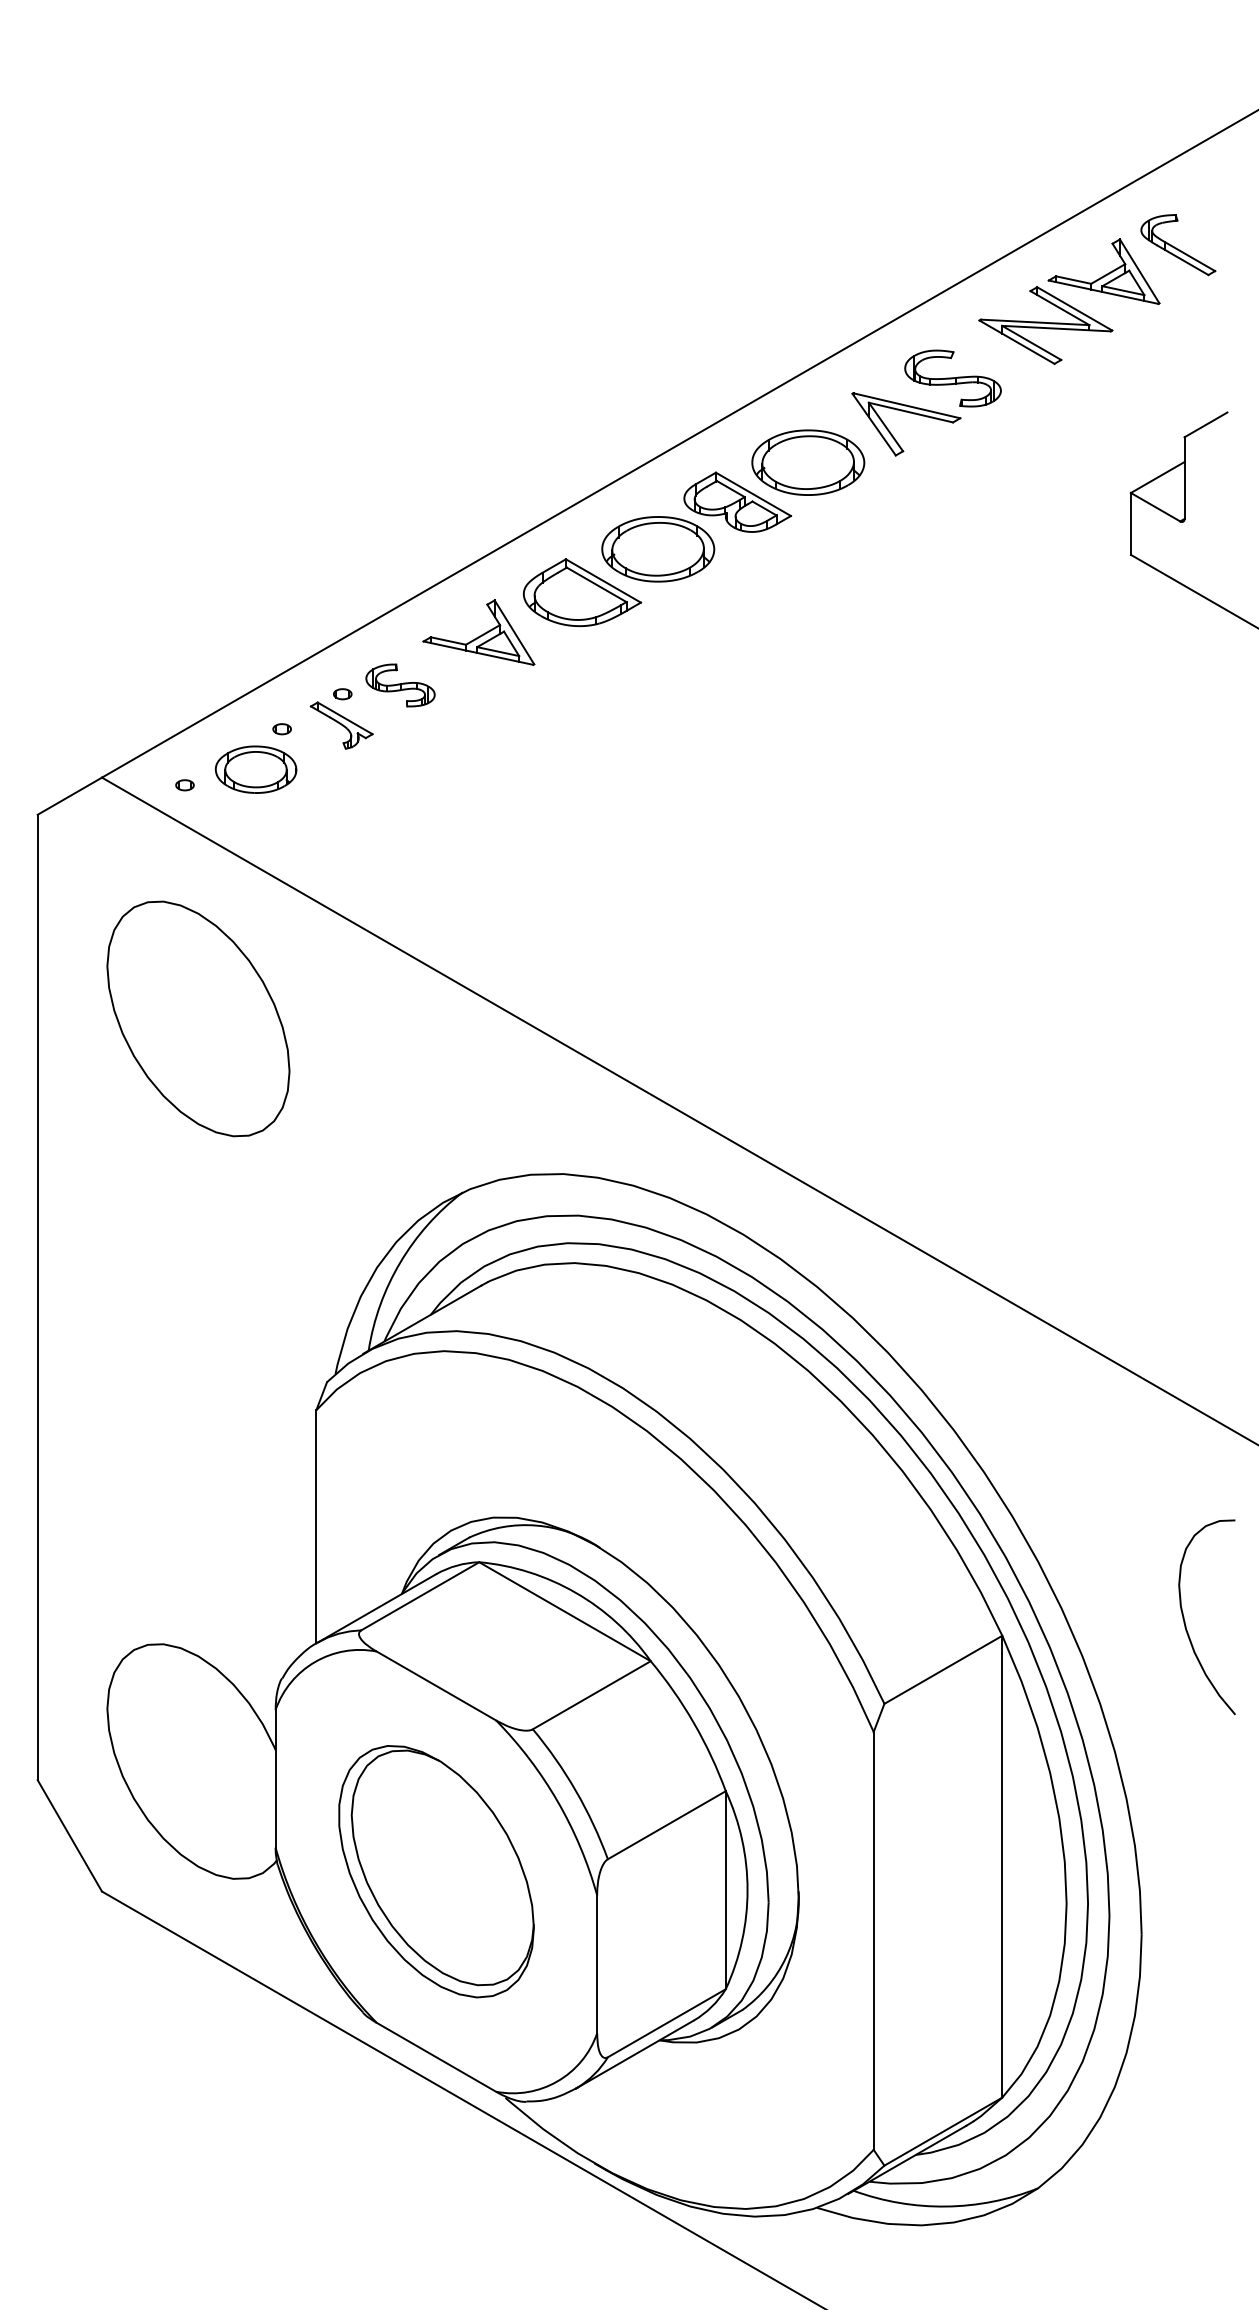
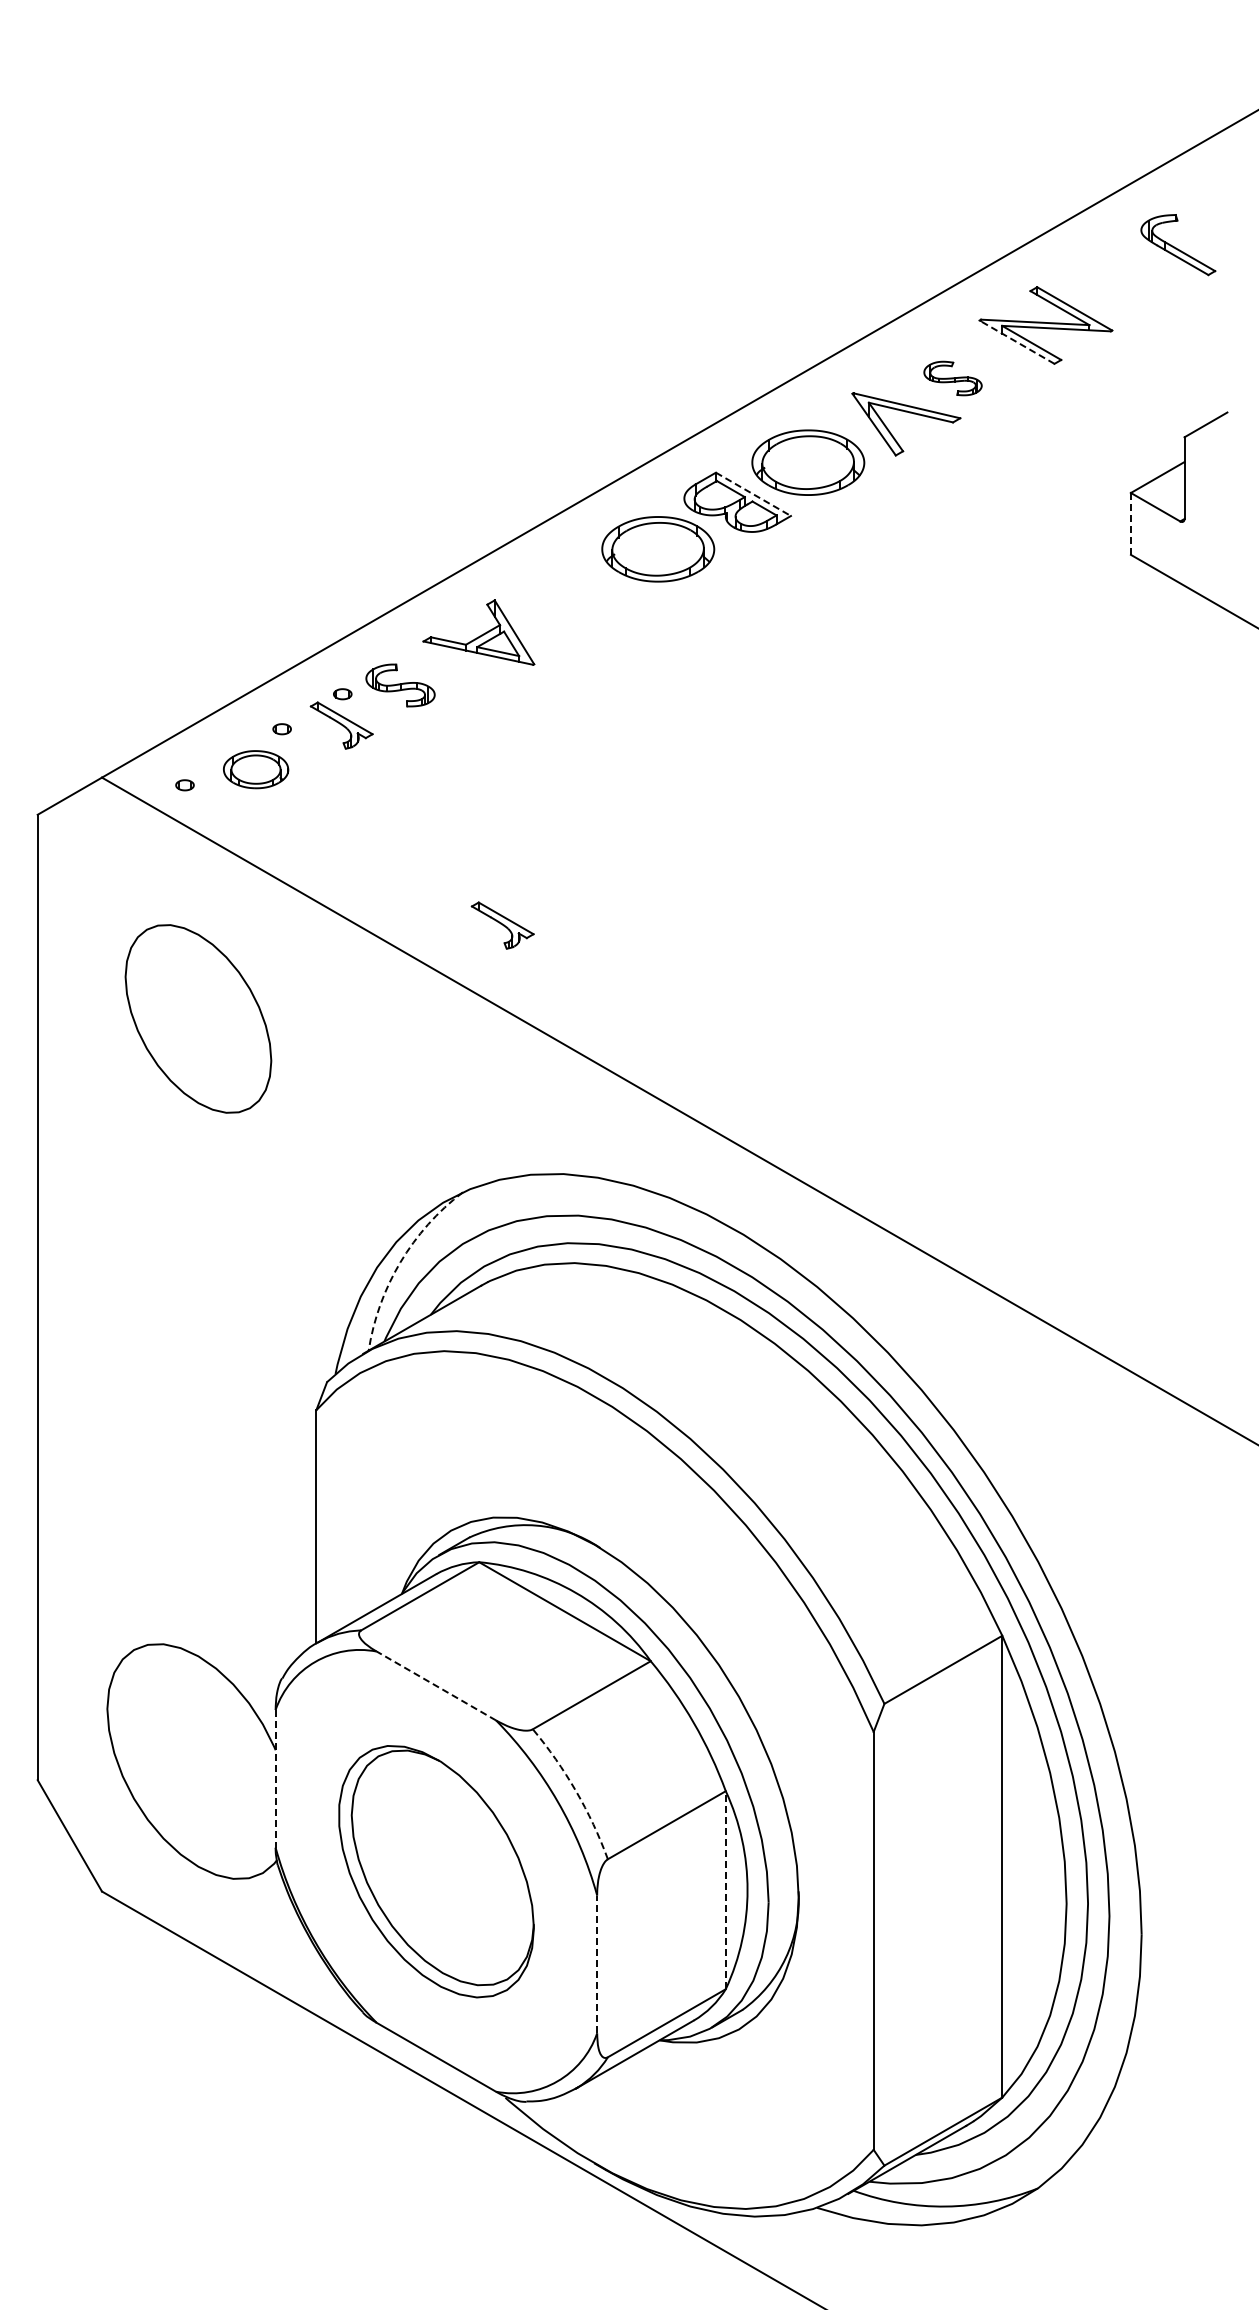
part: present -> none (1103, 271)
line: solid -> dashed (1016, 341)
part size: 98x59 px -> 60x37 px (952, 378)
line: solid -> dashed (753, 494)
line: solid -> dashed (1130, 523)
part: present -> none (582, 592)
part size: 84x49 px -> 67x40 px (256, 769)
part: none -> present (502, 925)
part size: 185x238 px -> 149x190 px (198, 1018)
arc: solid -> dashed (400, 1262)
curve: present -> none (1185, 1621)
line: solid -> dashed (436, 1685)
line: solid -> dashed (275, 1778)
arc: solid -> dashed (575, 1791)
line: solid -> dashed (725, 1889)
line: solid -> dashed (597, 1964)
